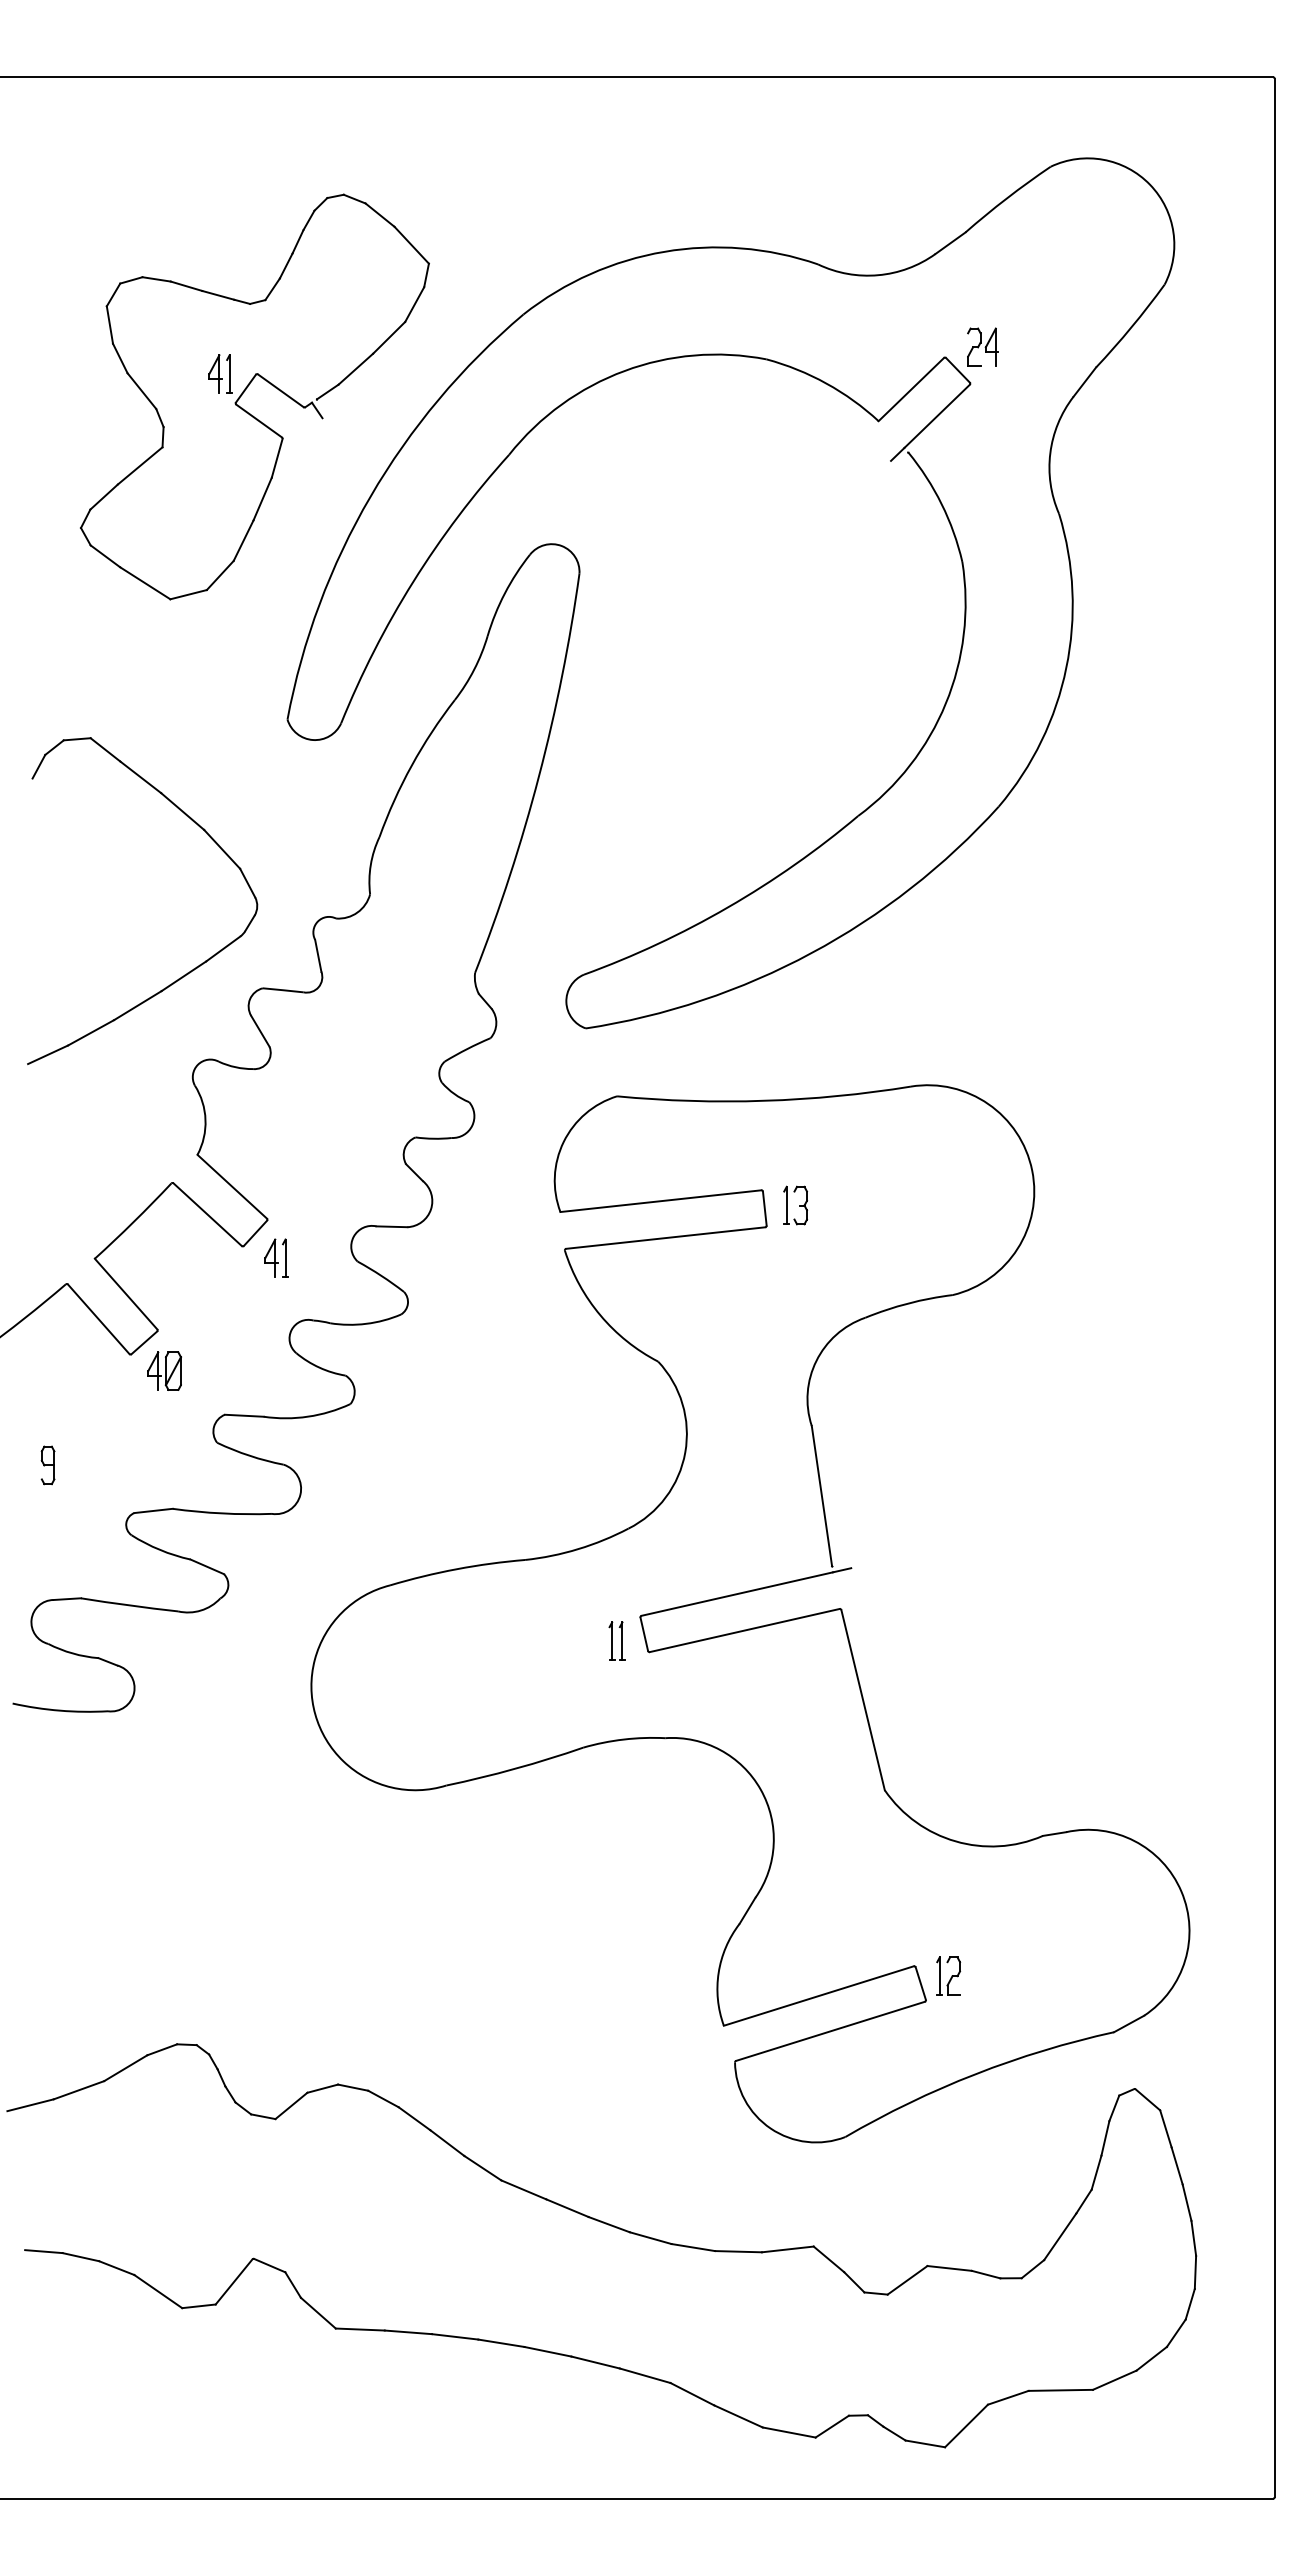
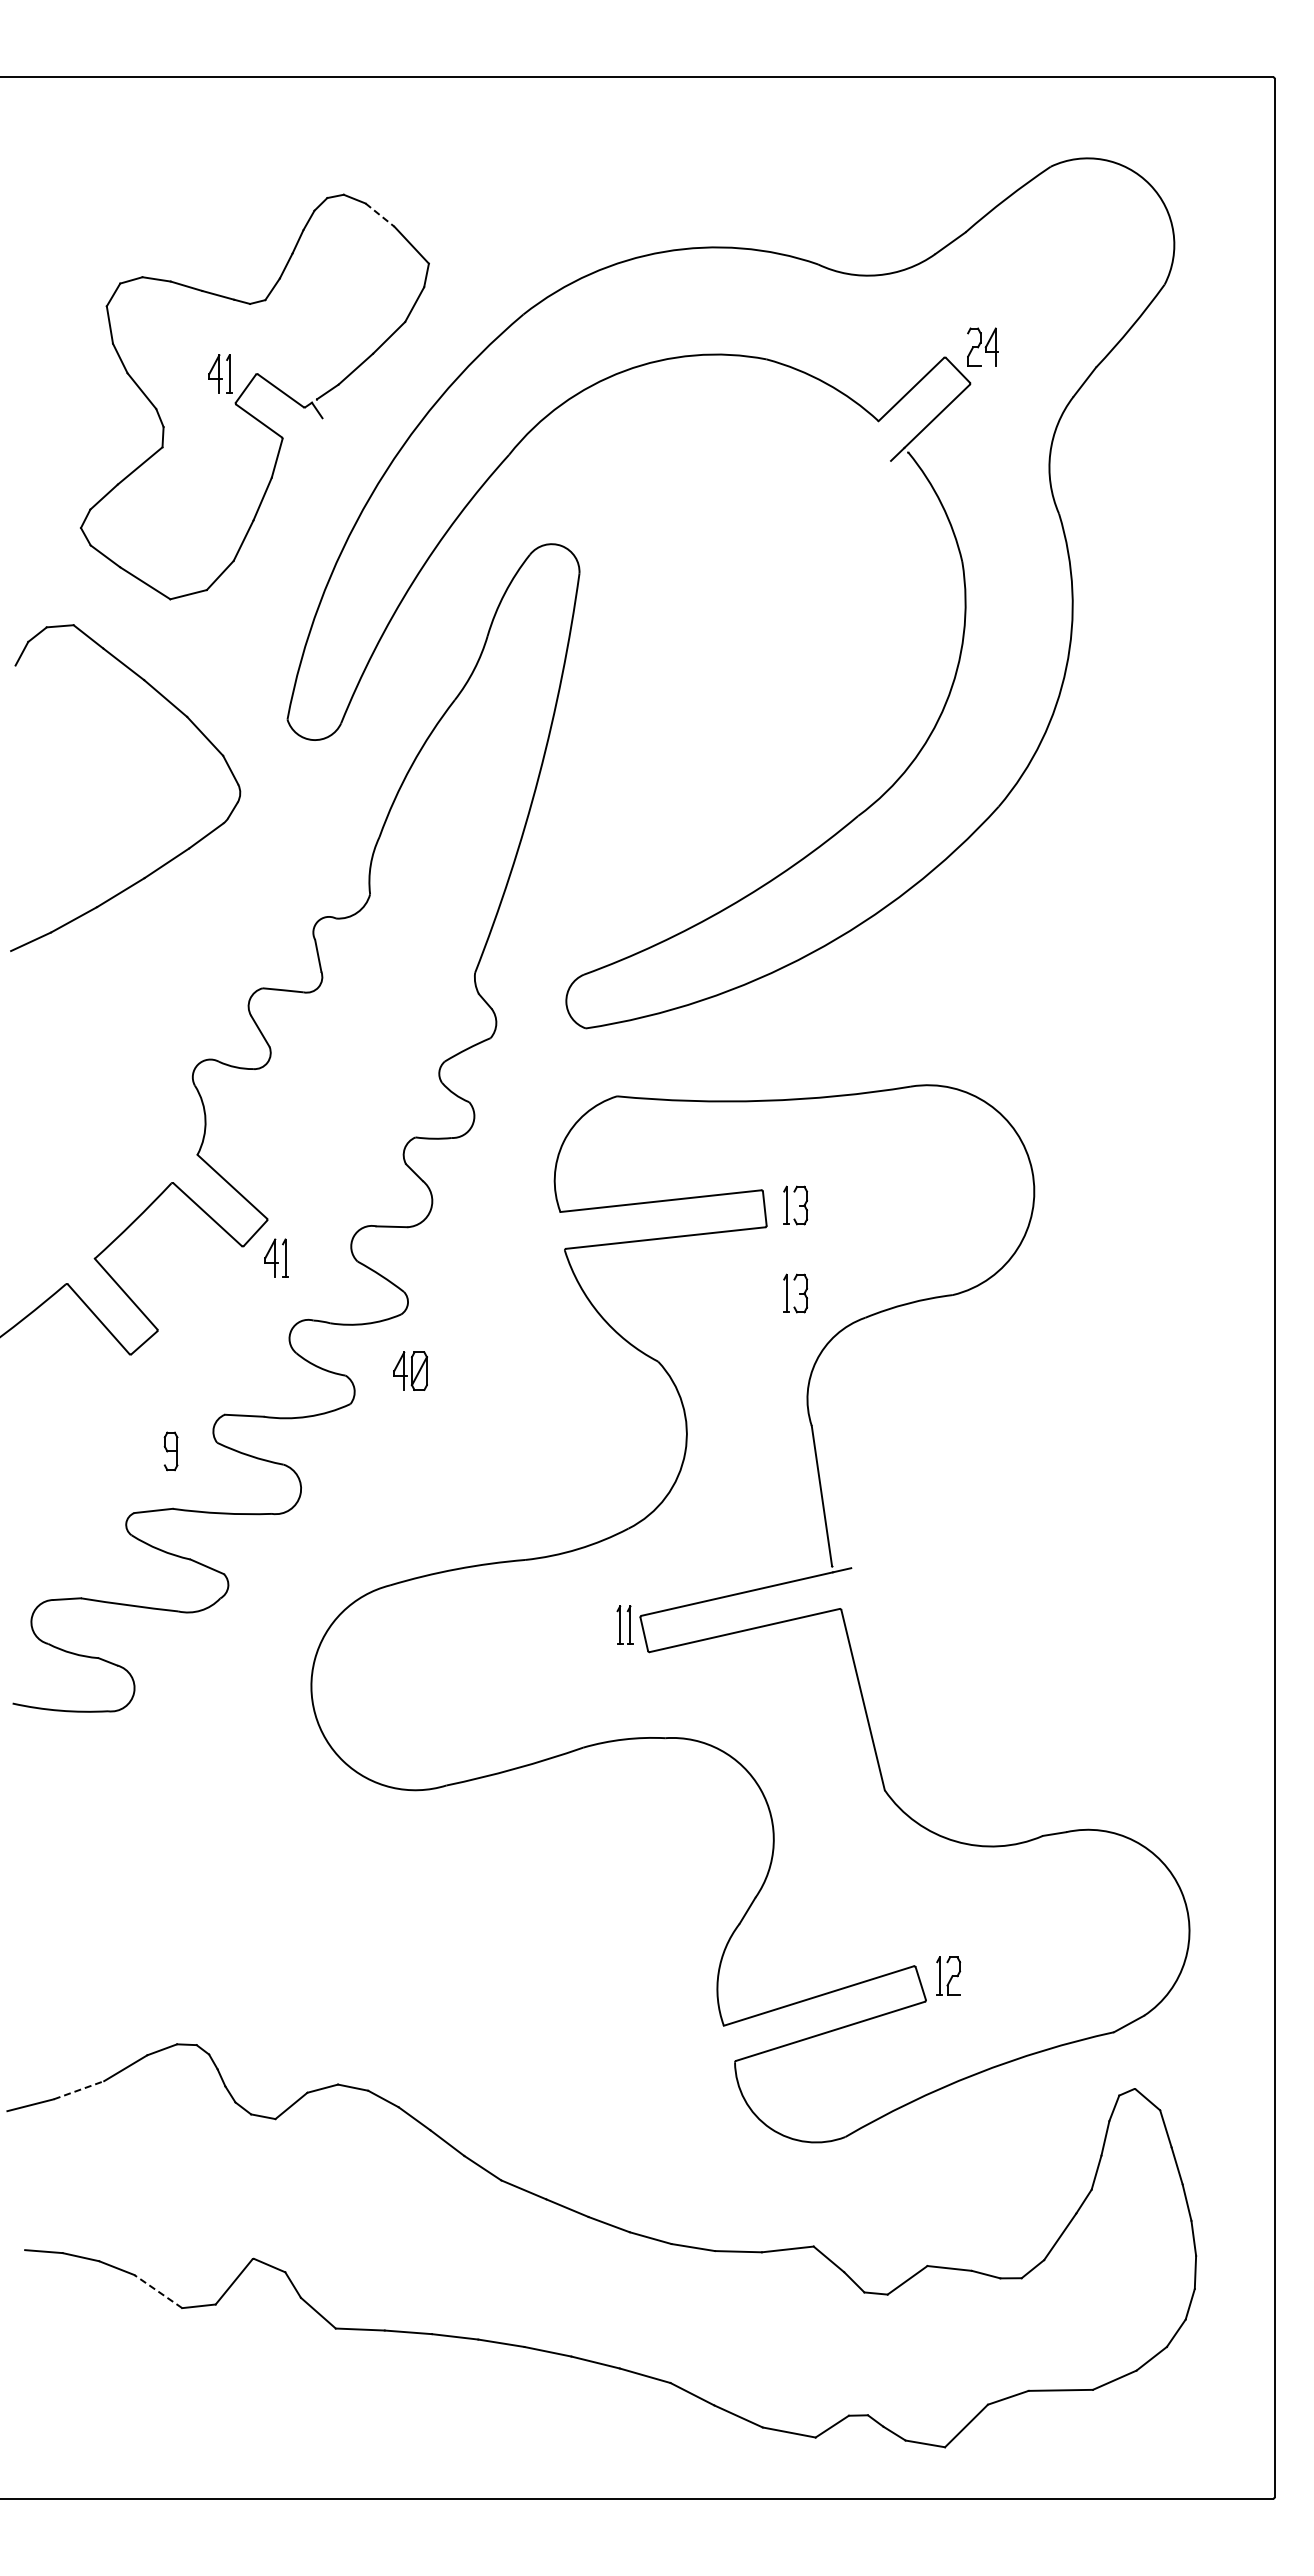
line: solid -> dashed (380, 215)
part position: (190, 970) -> (173, 857) (173, 857)
part: none -> present (795, 1293)
part position: (164, 1370) -> (410, 1370) (410, 1370)
part position: (47, 1465) -> (170, 1451) (170, 1451)
part position: (616, 1640) -> (624, 1624) (624, 1624)
line: solid -> dashed (79, 2090)
line: solid -> dashed (157, 2291)
